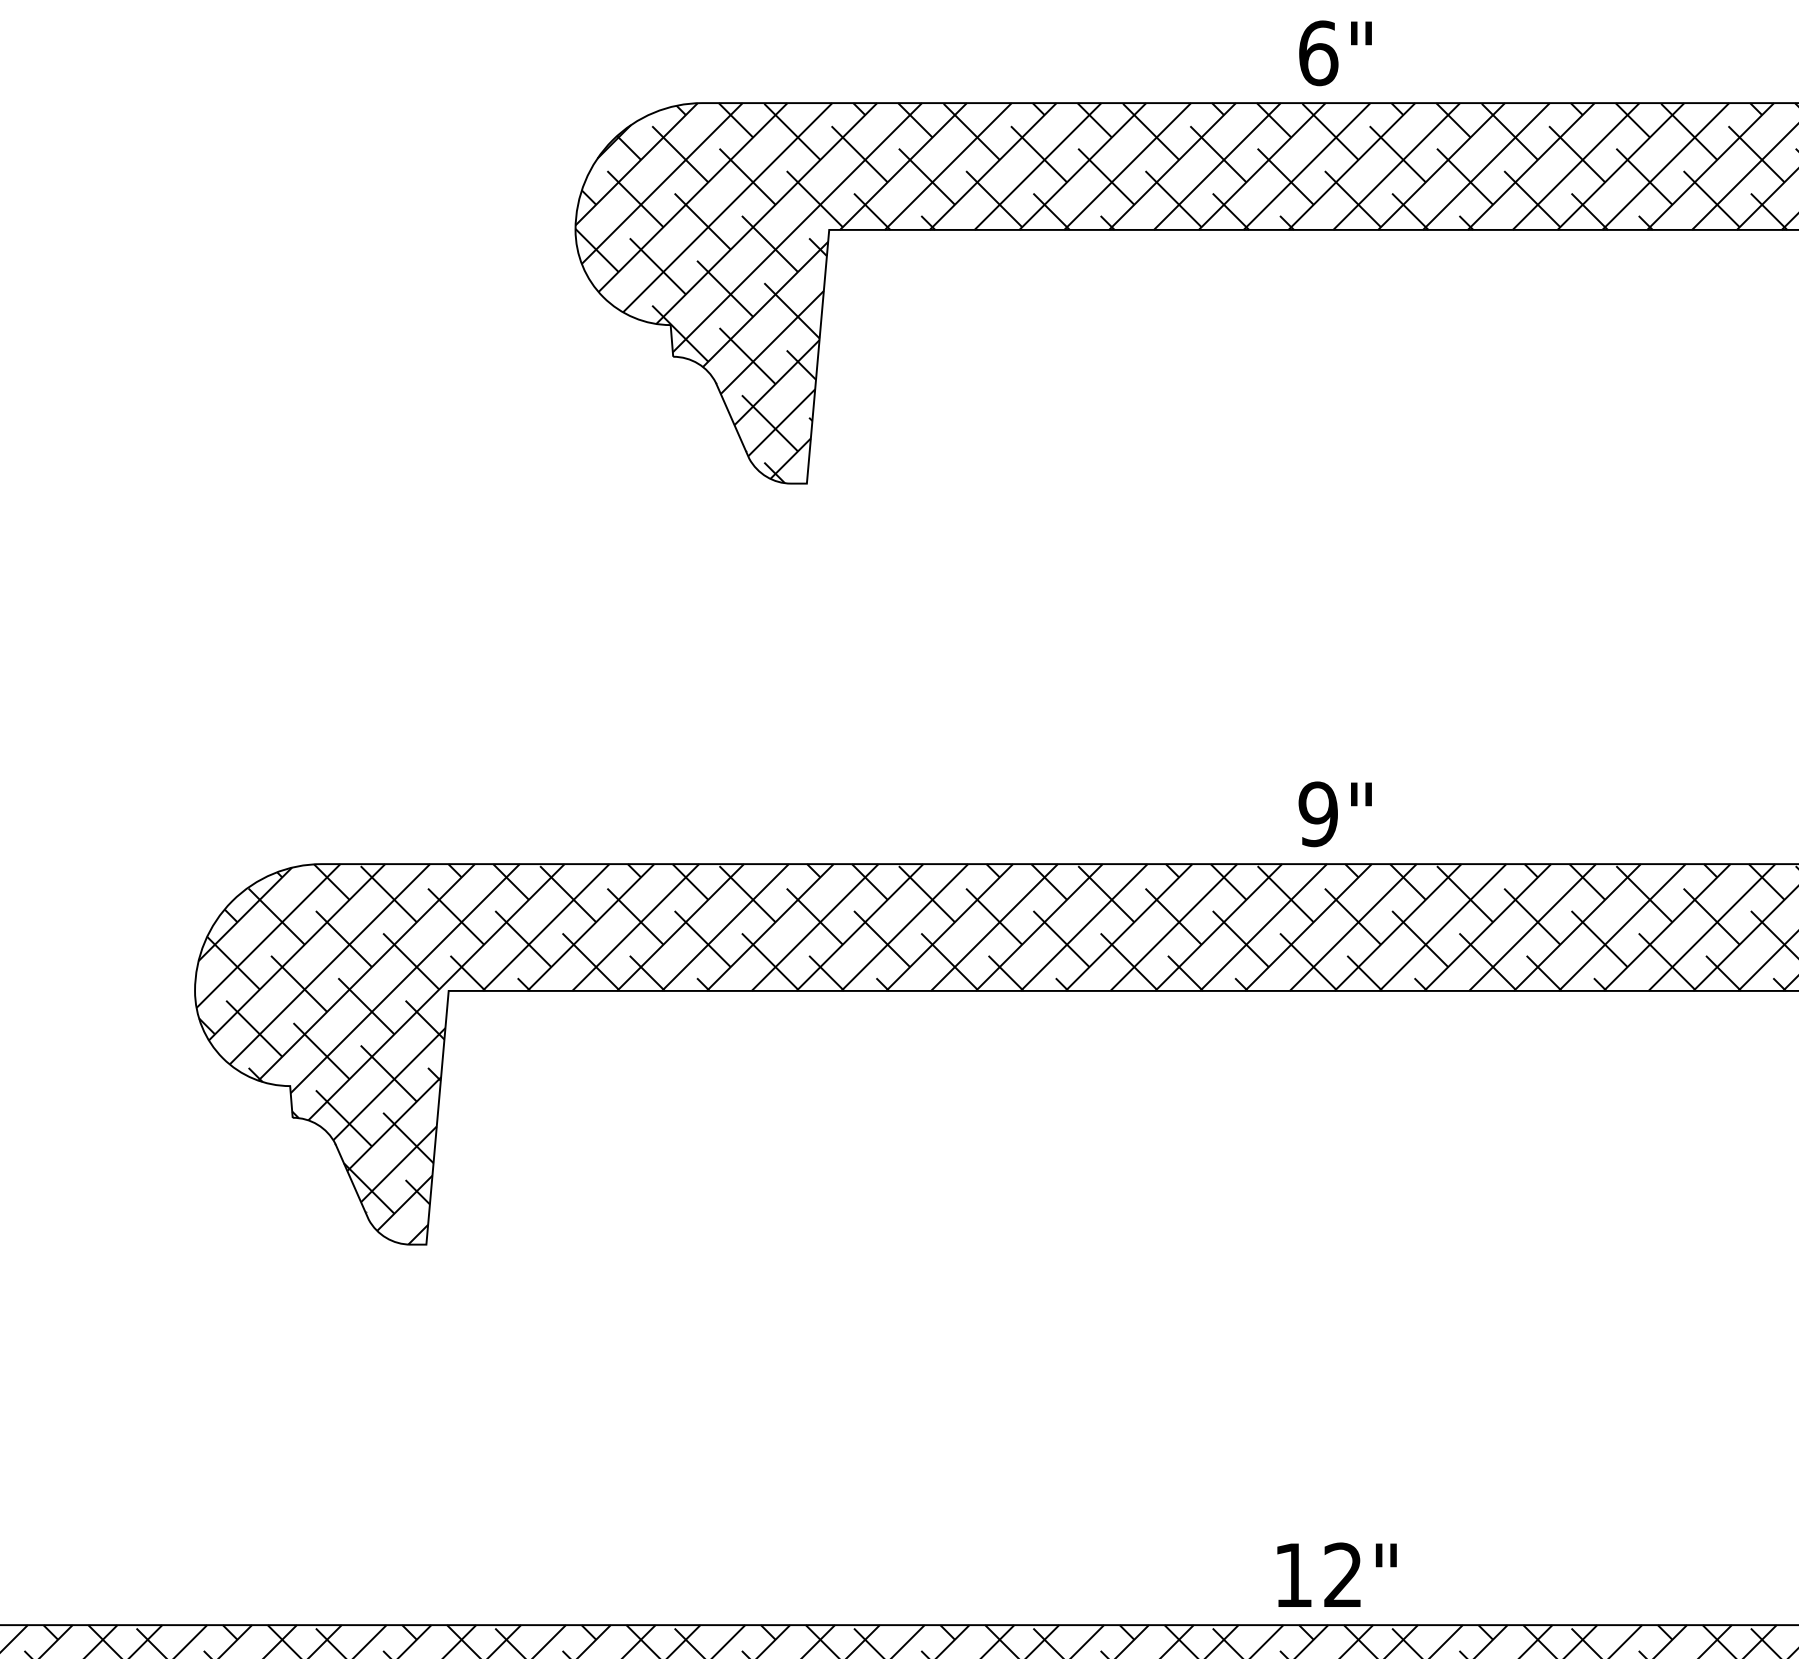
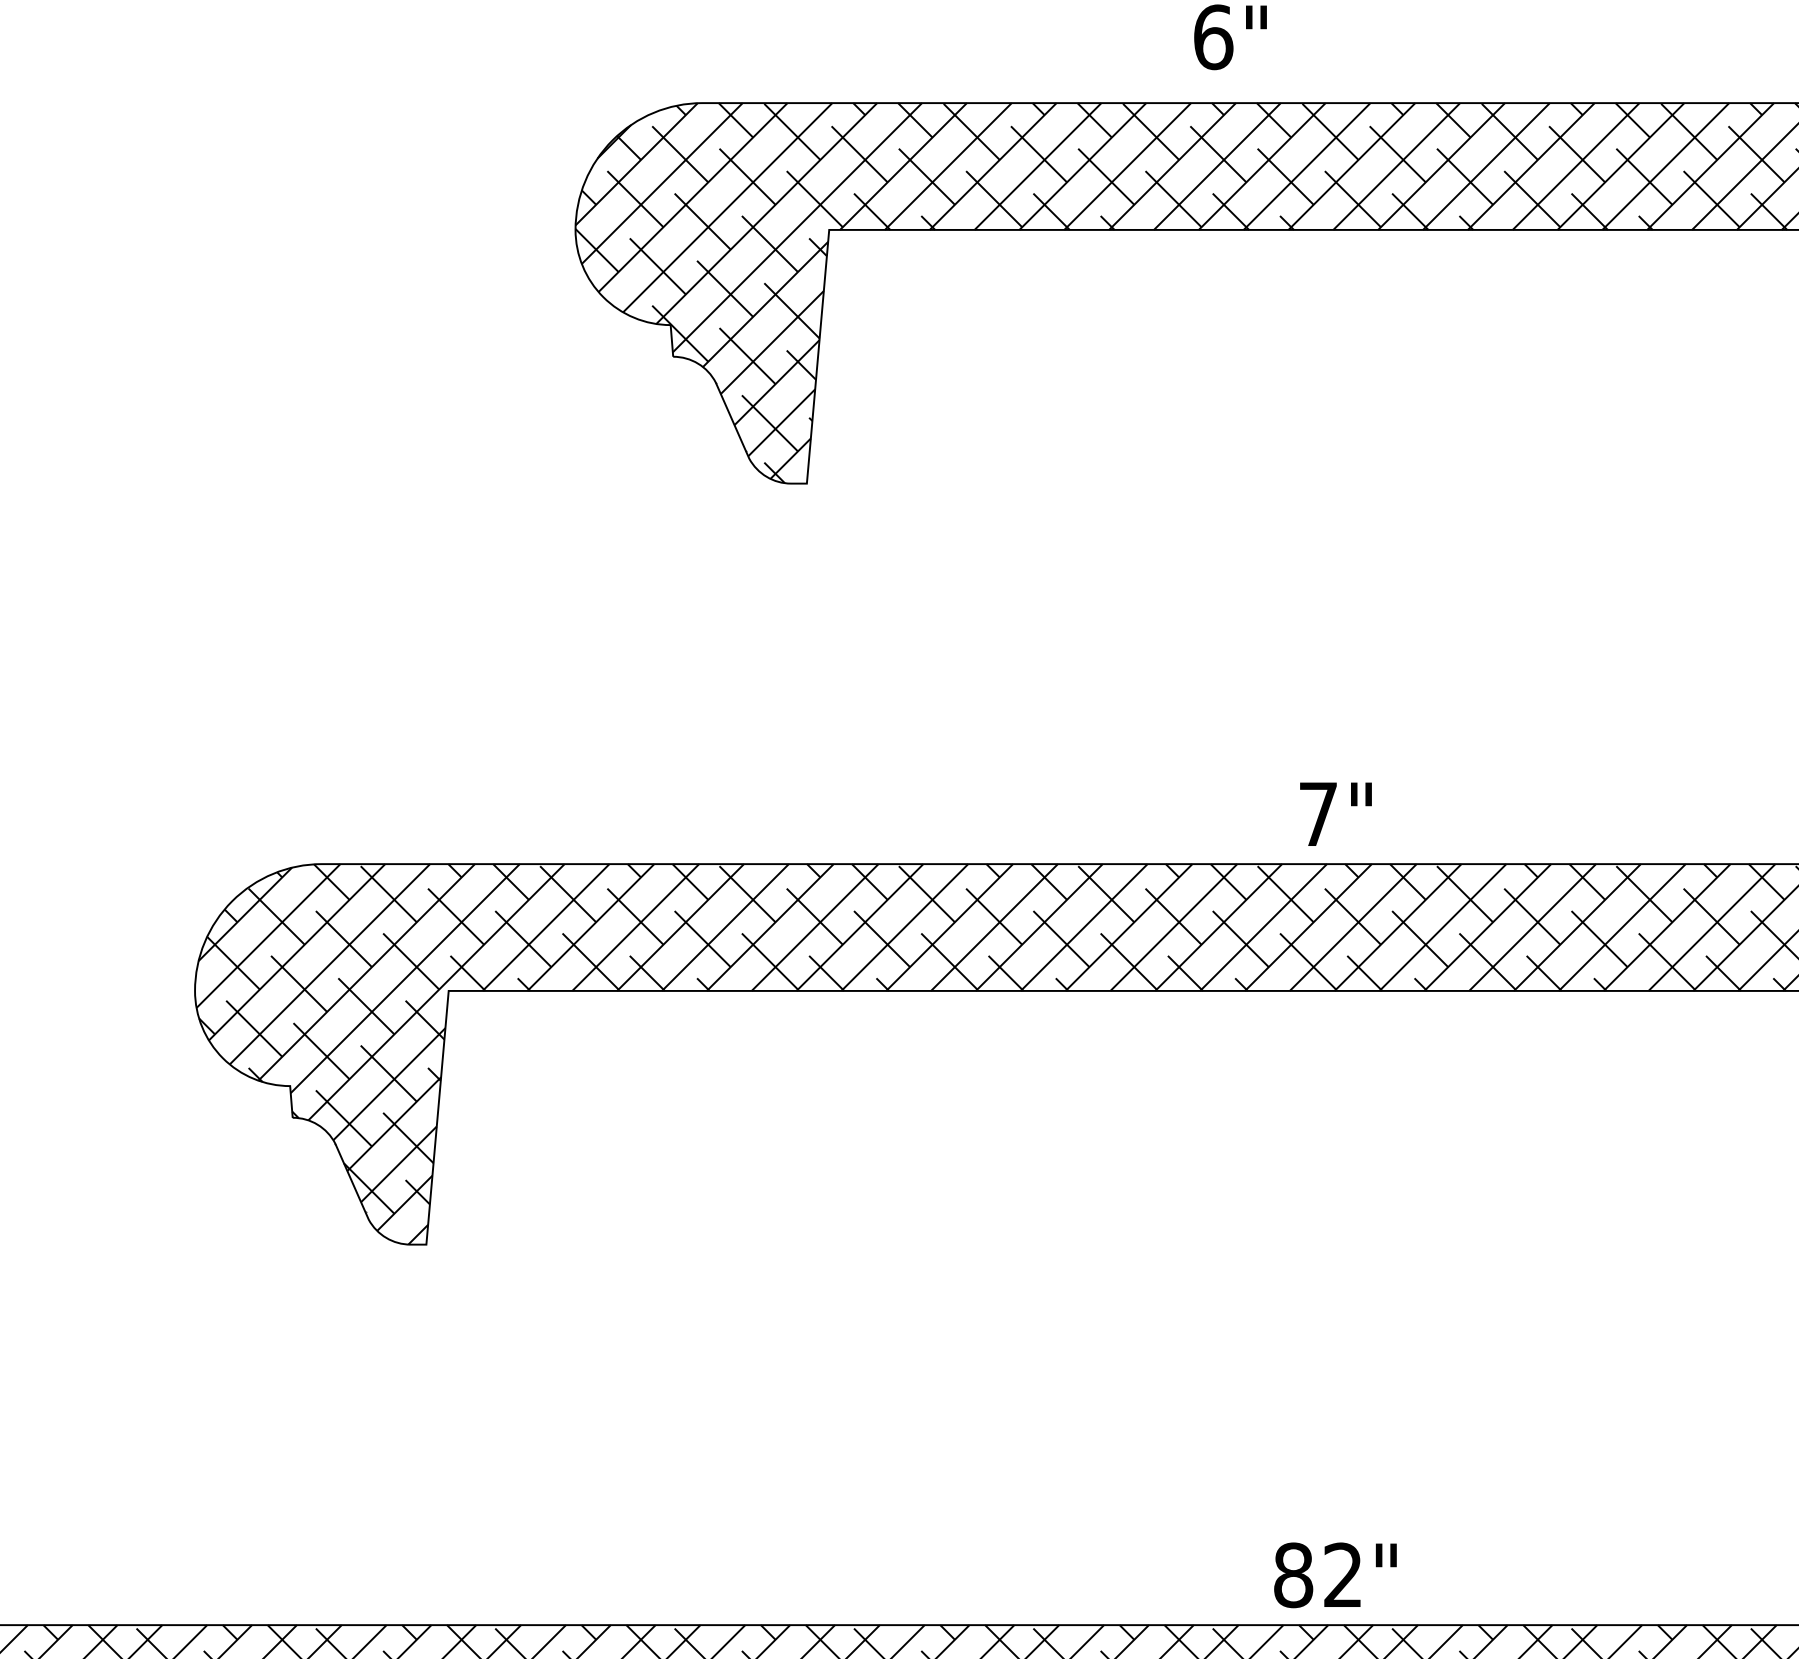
text position: (1335, 53) -> (1230, 37) (1230, 37)
text: 9" -> 7" (1317, 814)
text: 12" -> 82" (1293, 1575)
